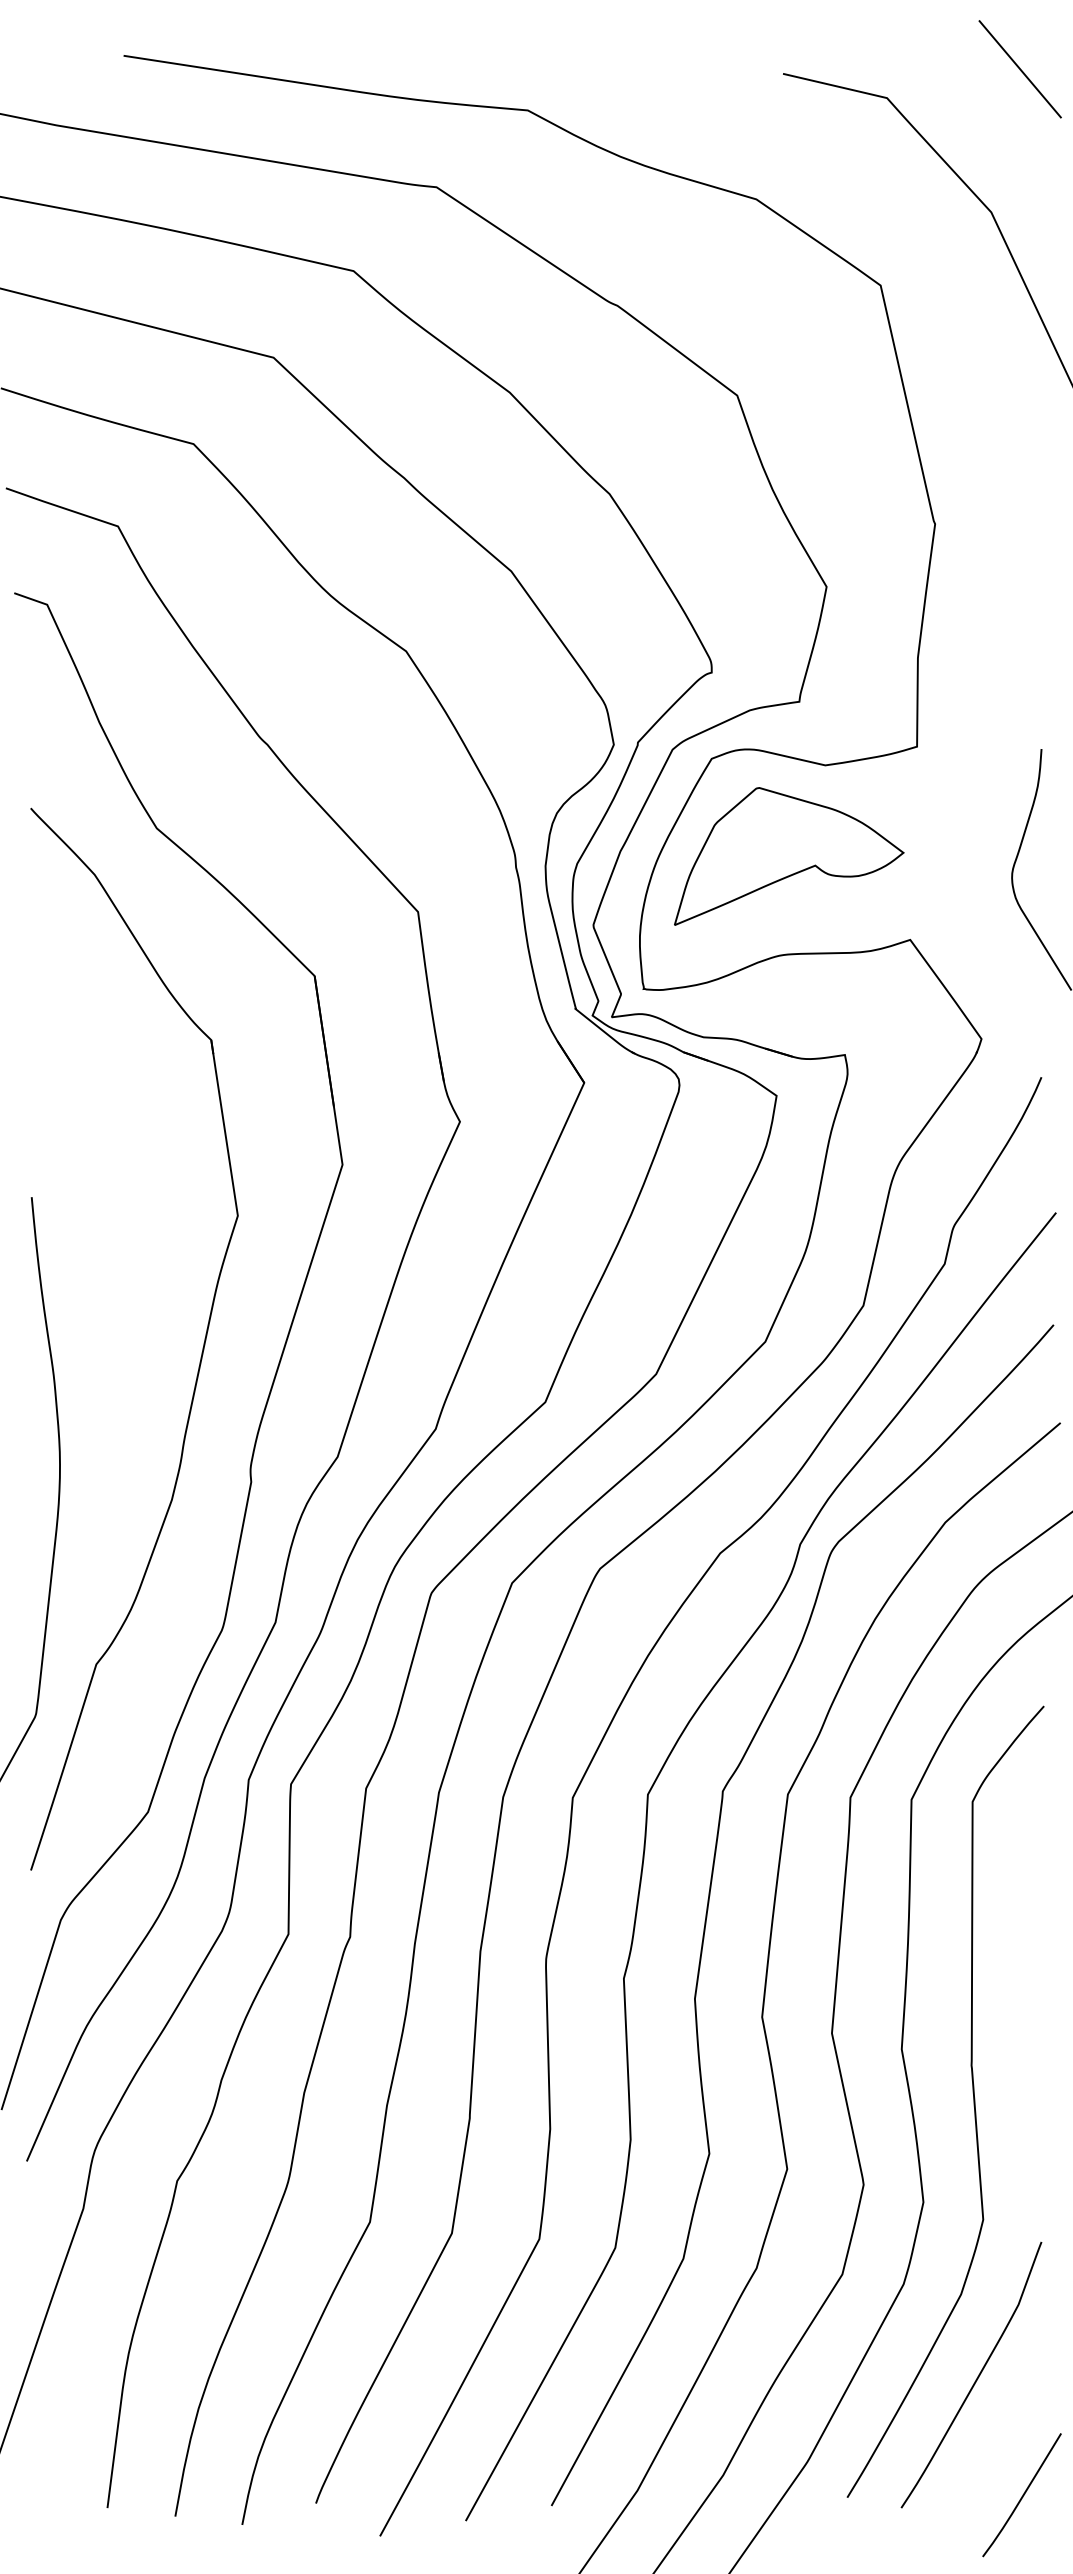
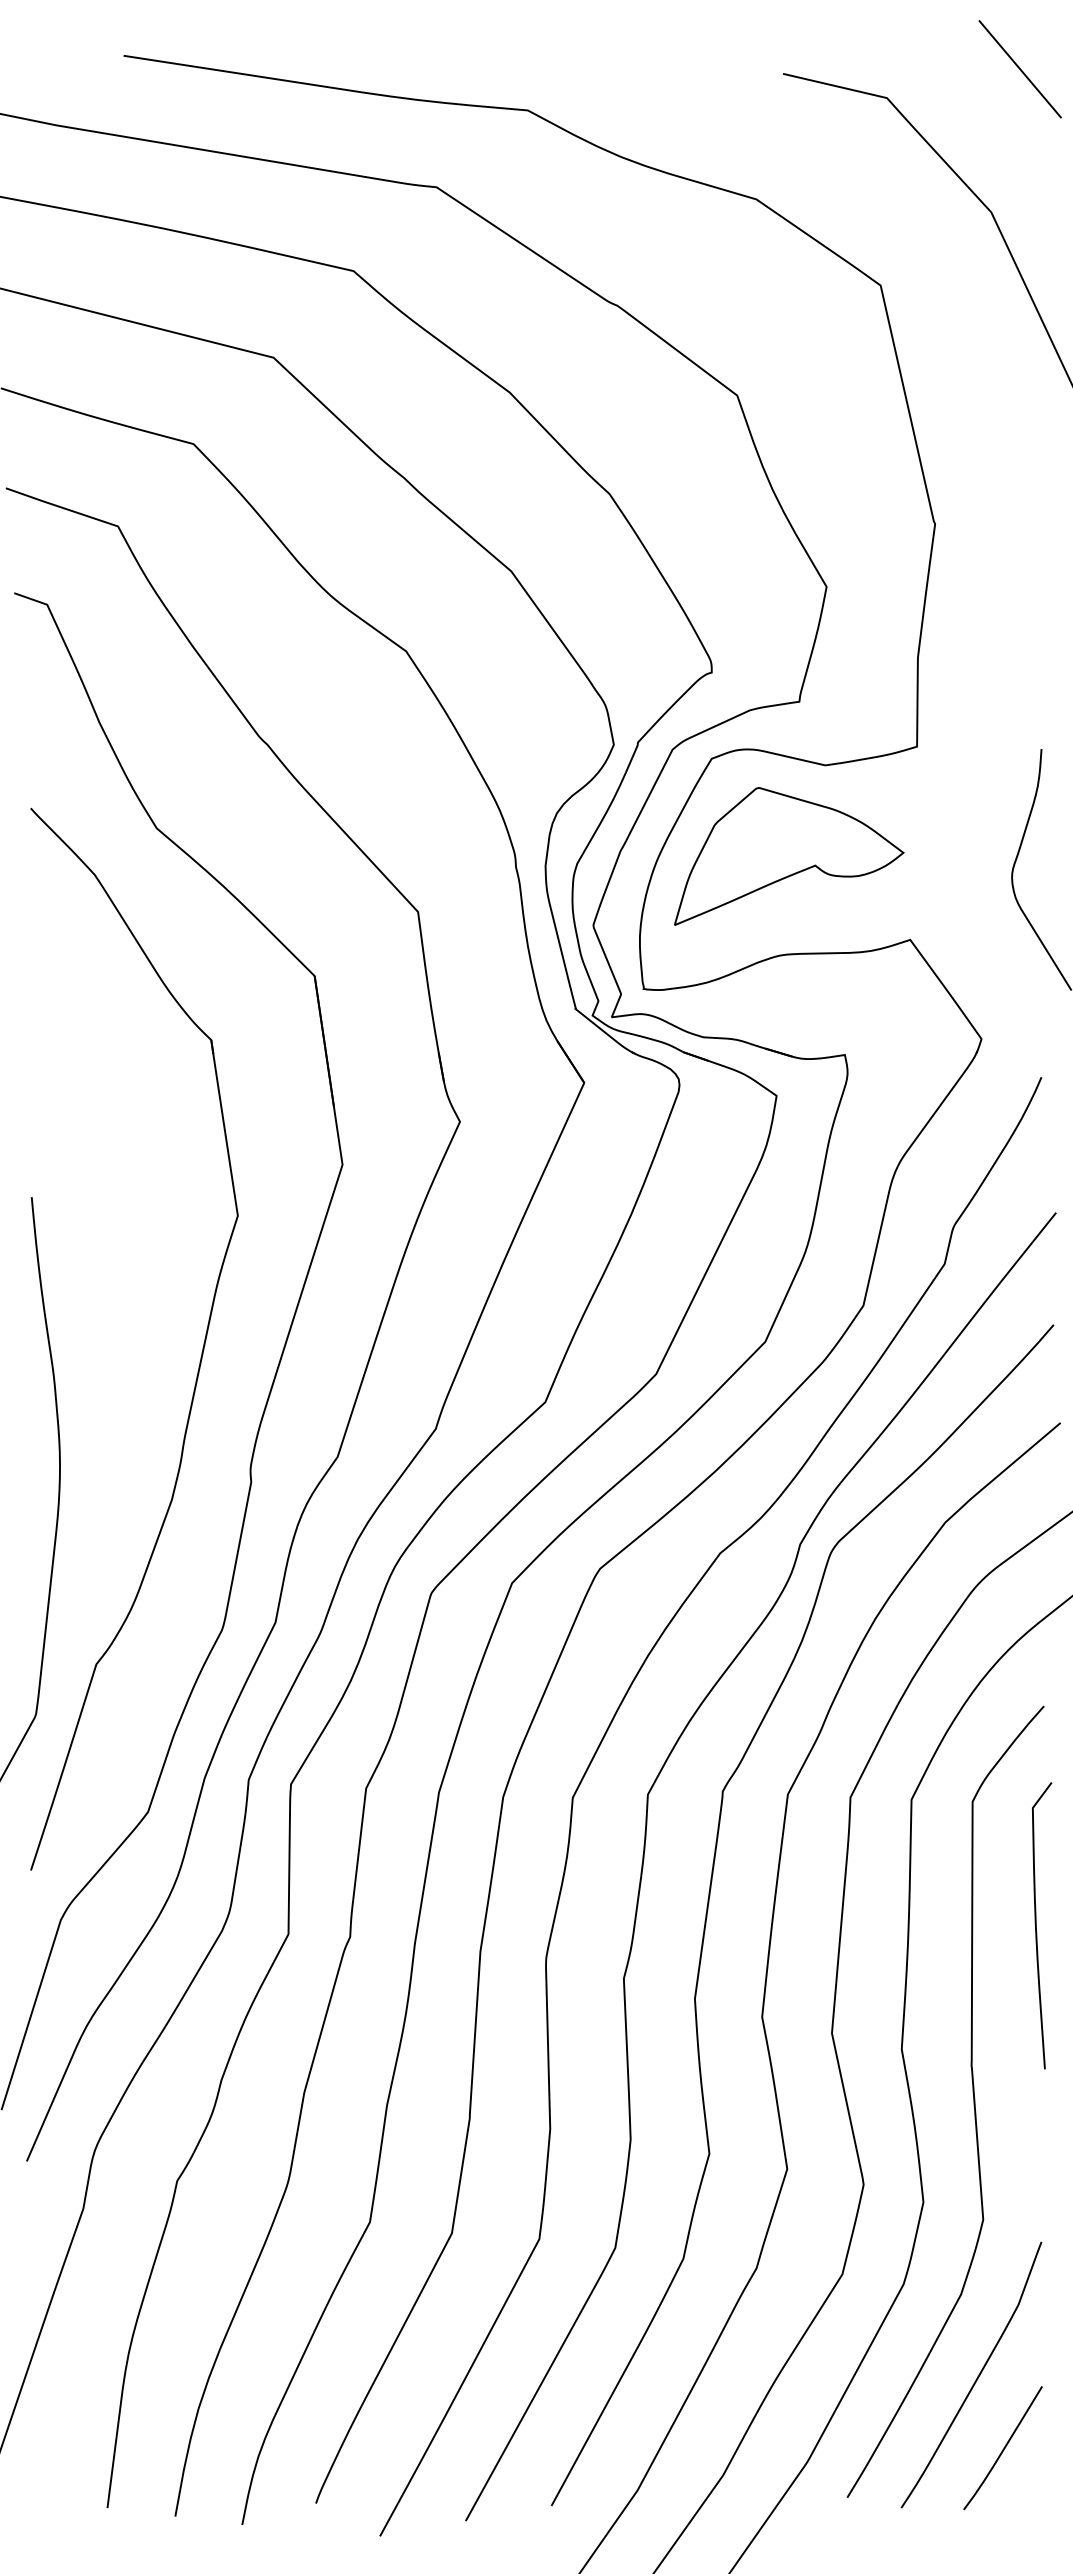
curve: none -> present (1036, 1925)
curve position: (1022, 2495) -> (1003, 2448) (1003, 2448)
